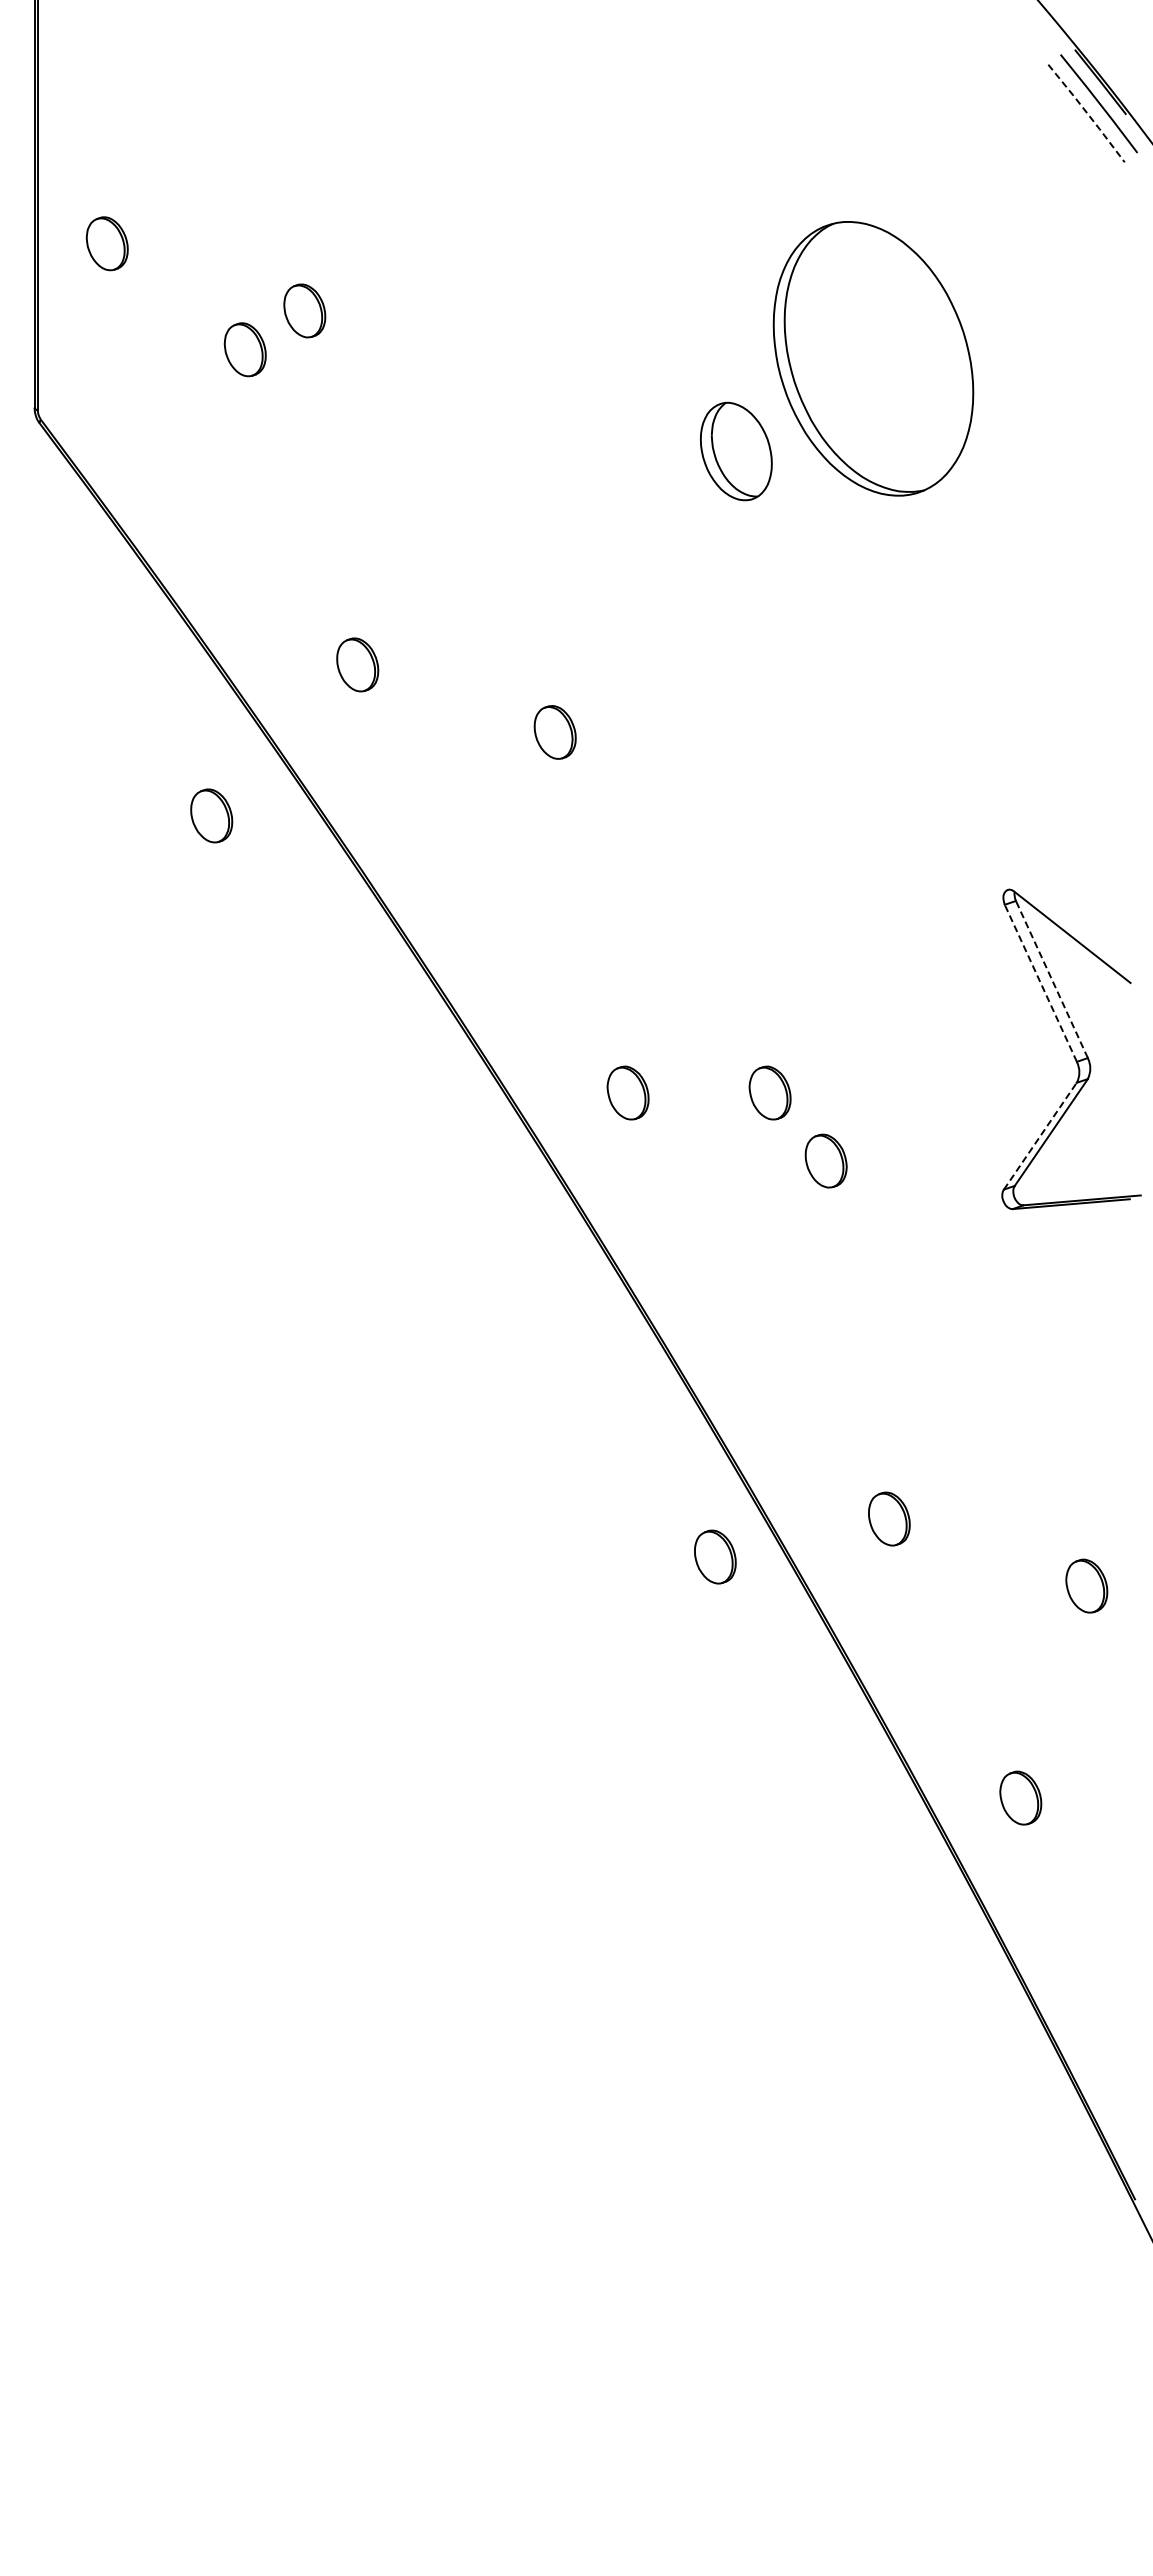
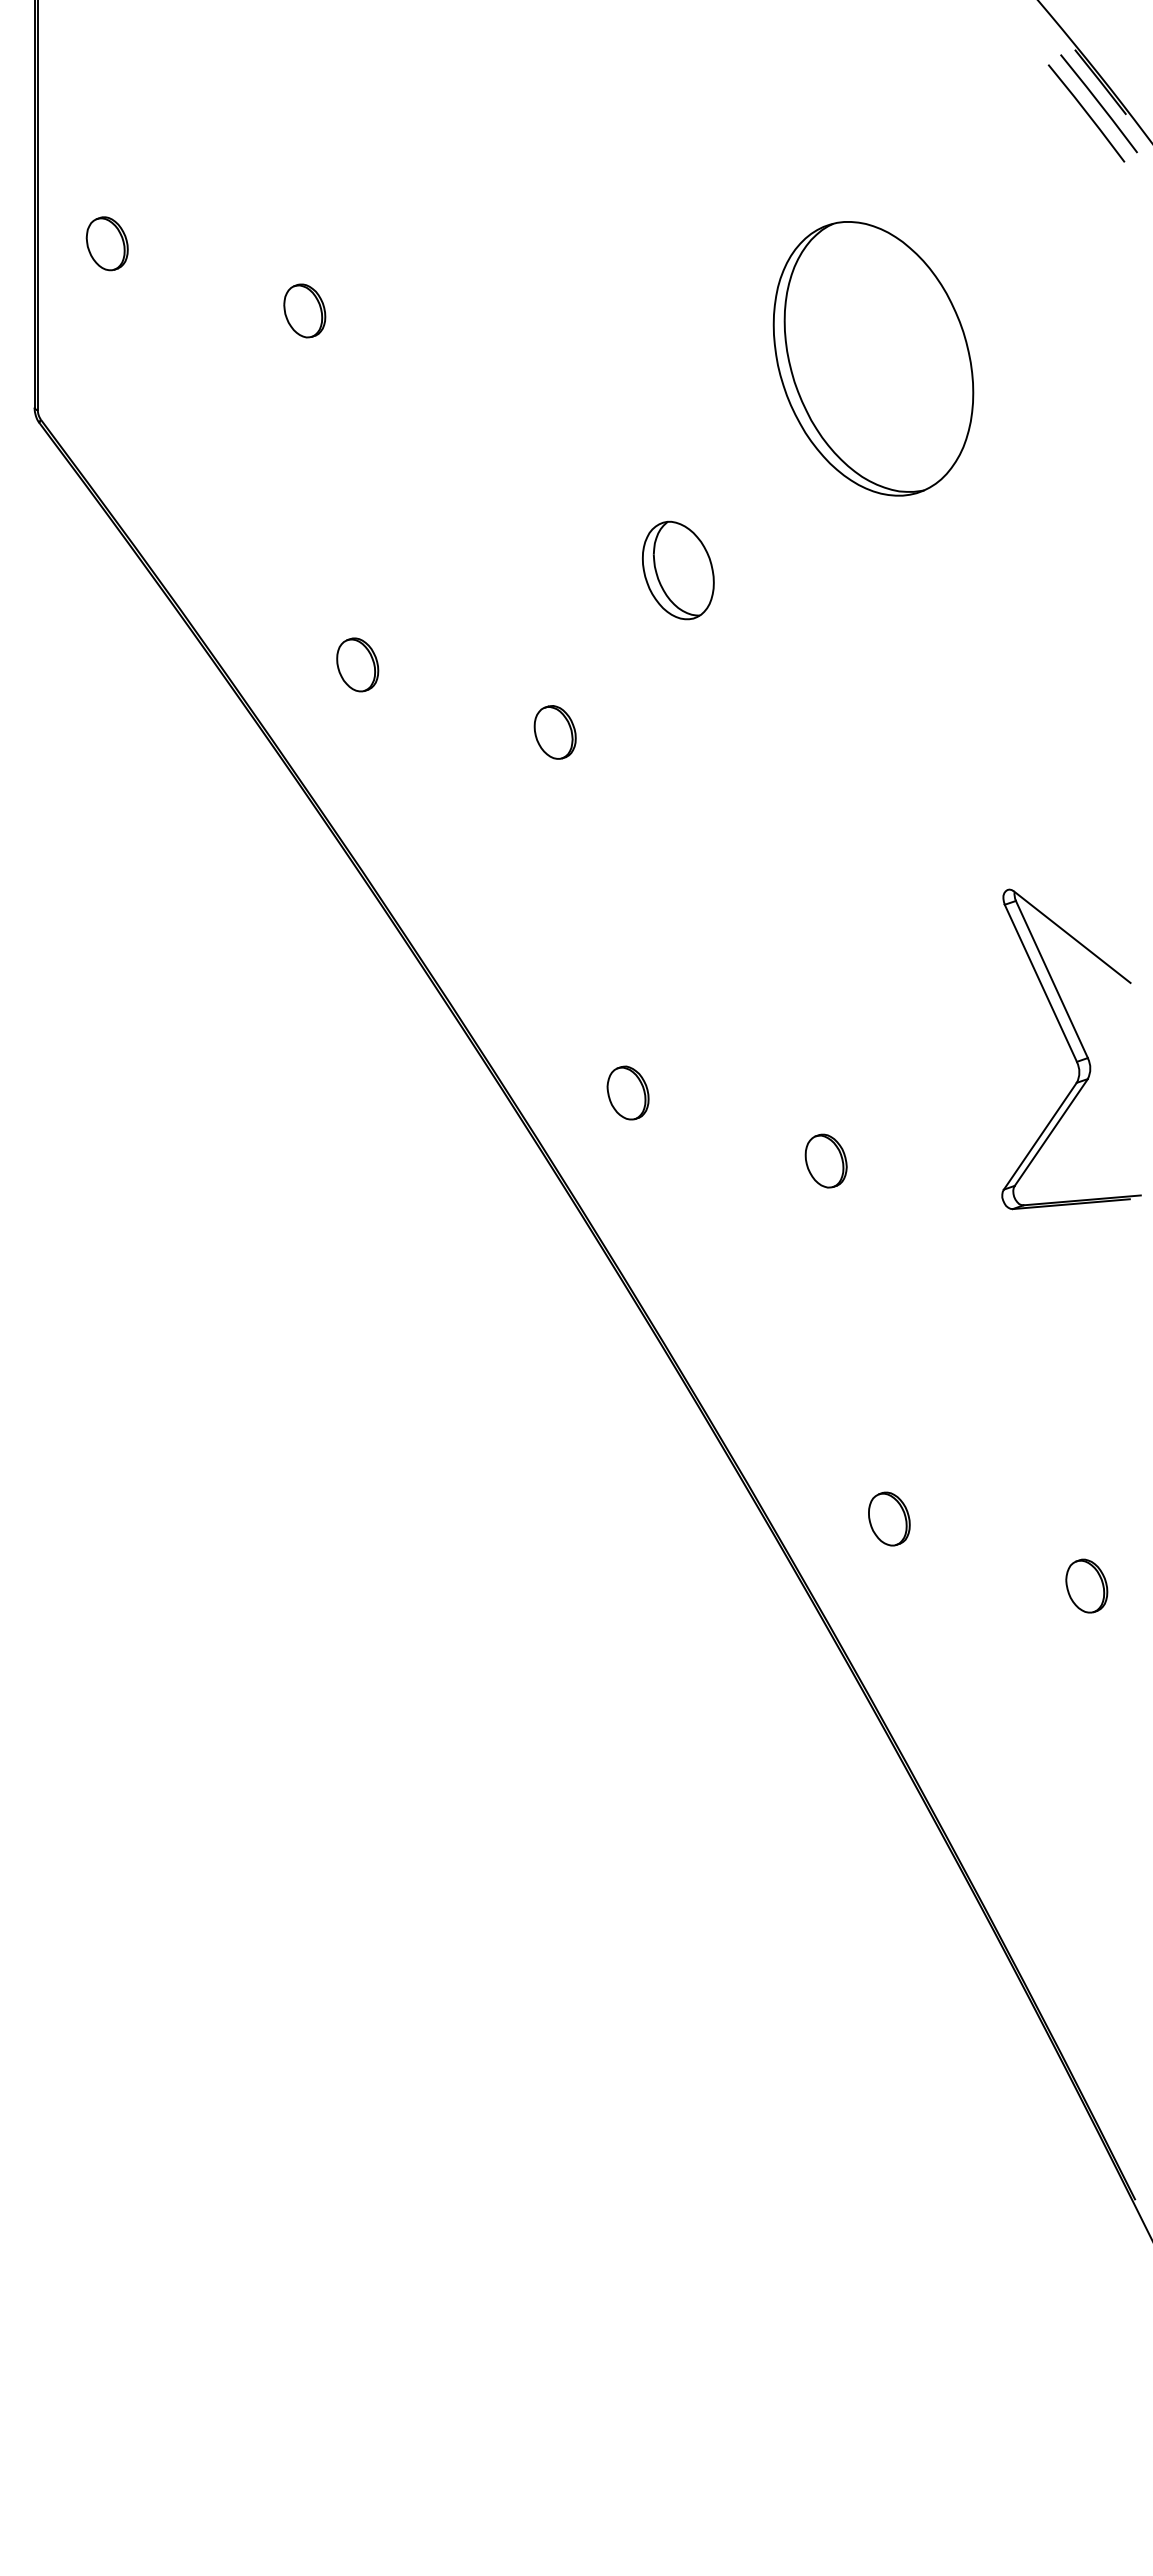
line: dashed -> solid (1087, 112)
part: present -> none (244, 349)
part position: (736, 451) -> (678, 570) (678, 570)
part: present -> none (211, 815)
line: dashed -> solid (1051, 979)
line: dashed -> solid (1040, 982)
part: present -> none (769, 1092)
line: dashed -> solid (1040, 1136)
part: present -> none (715, 1556)
part: present -> none (1020, 1797)
